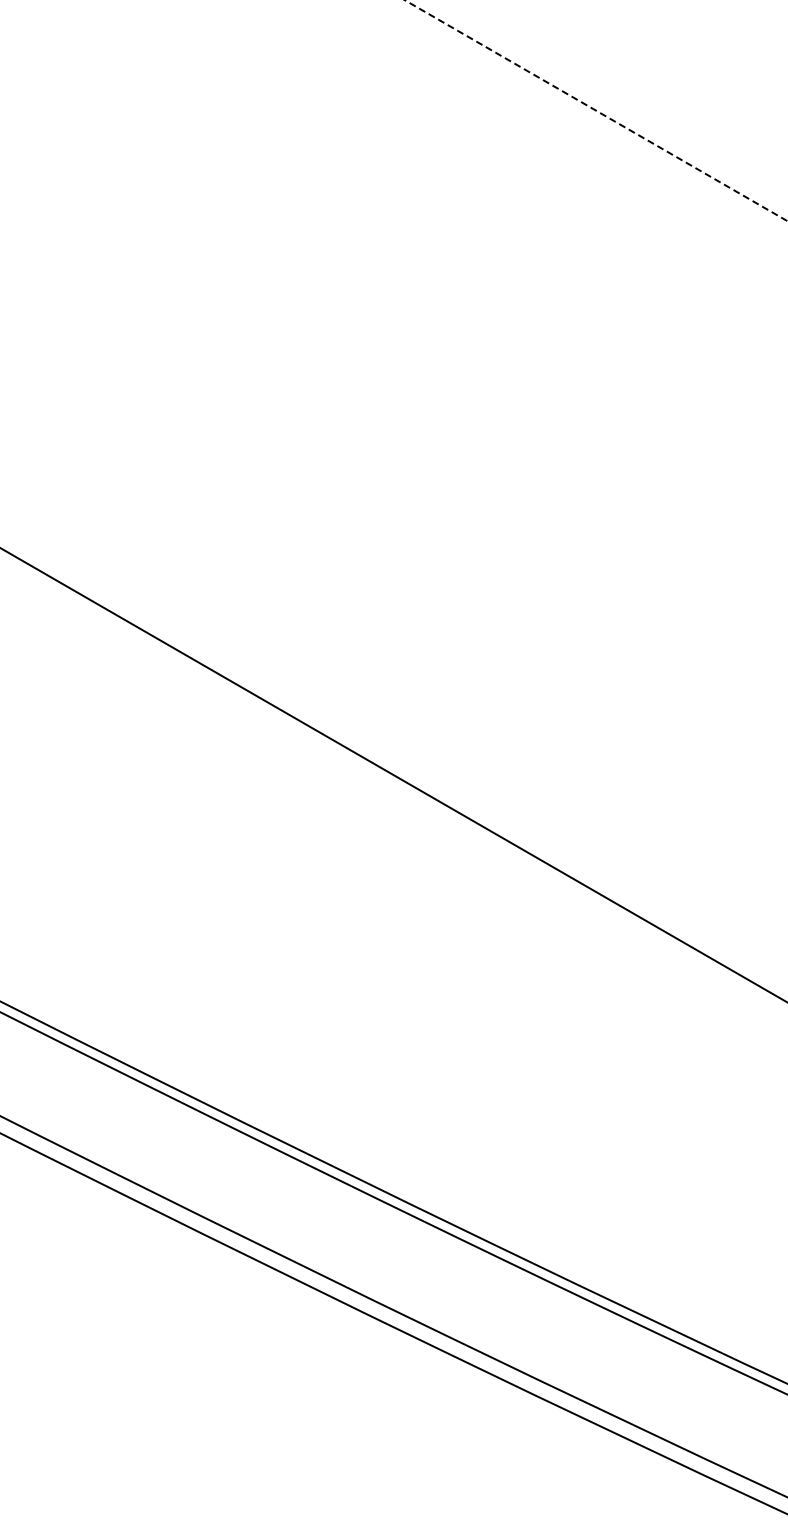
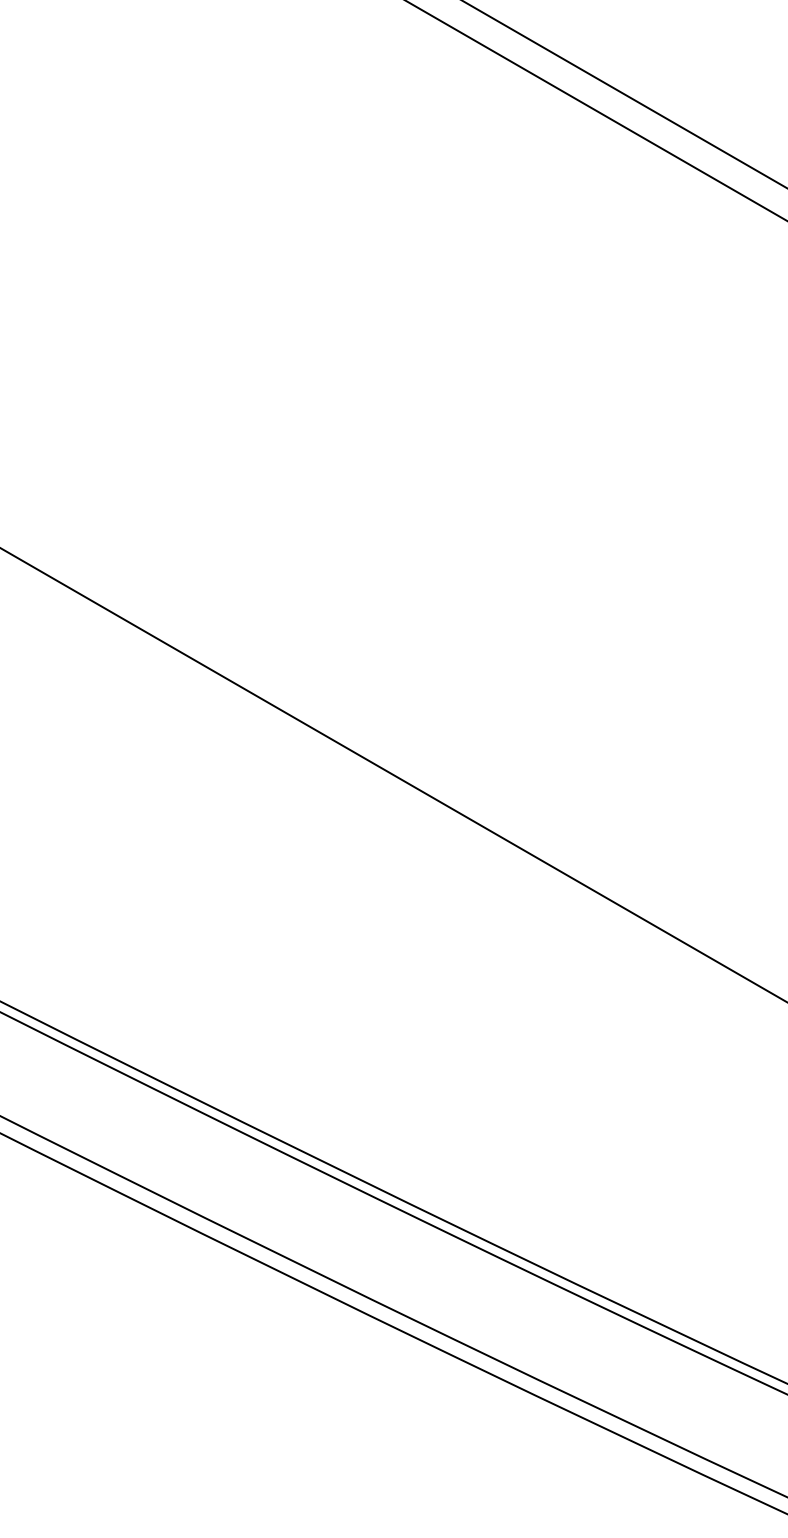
line: none -> present (624, 94)
line: dashed -> solid (596, 110)
